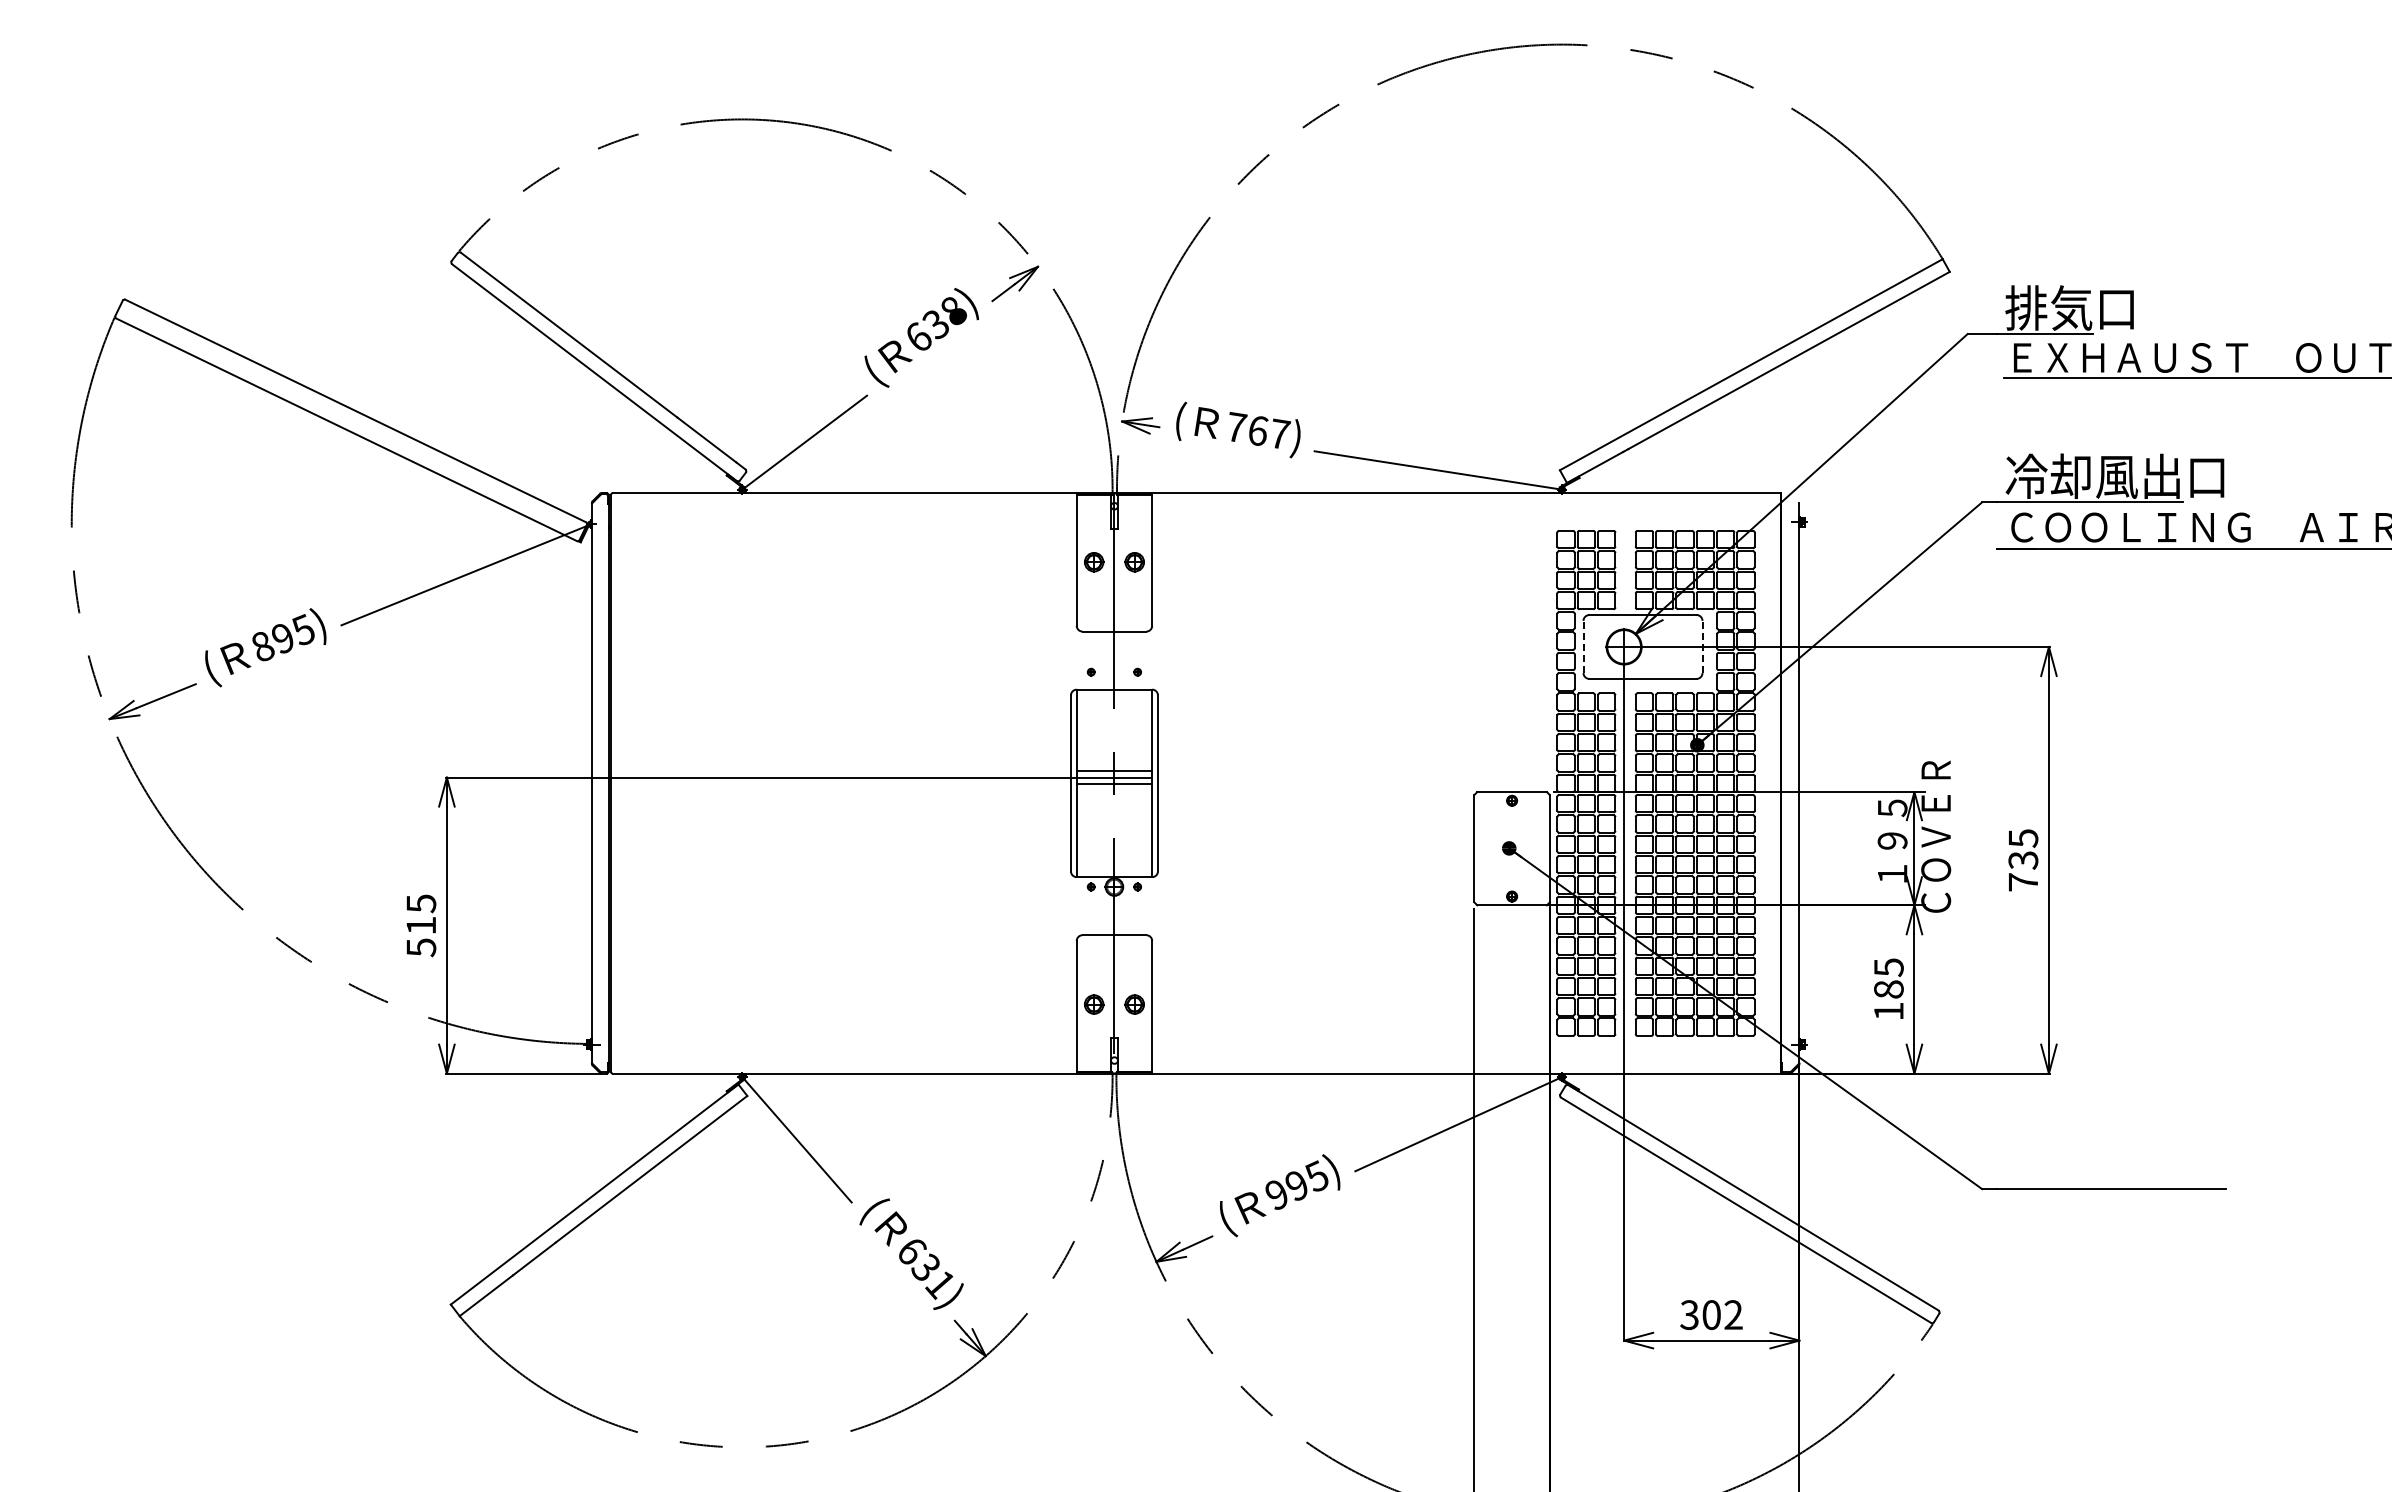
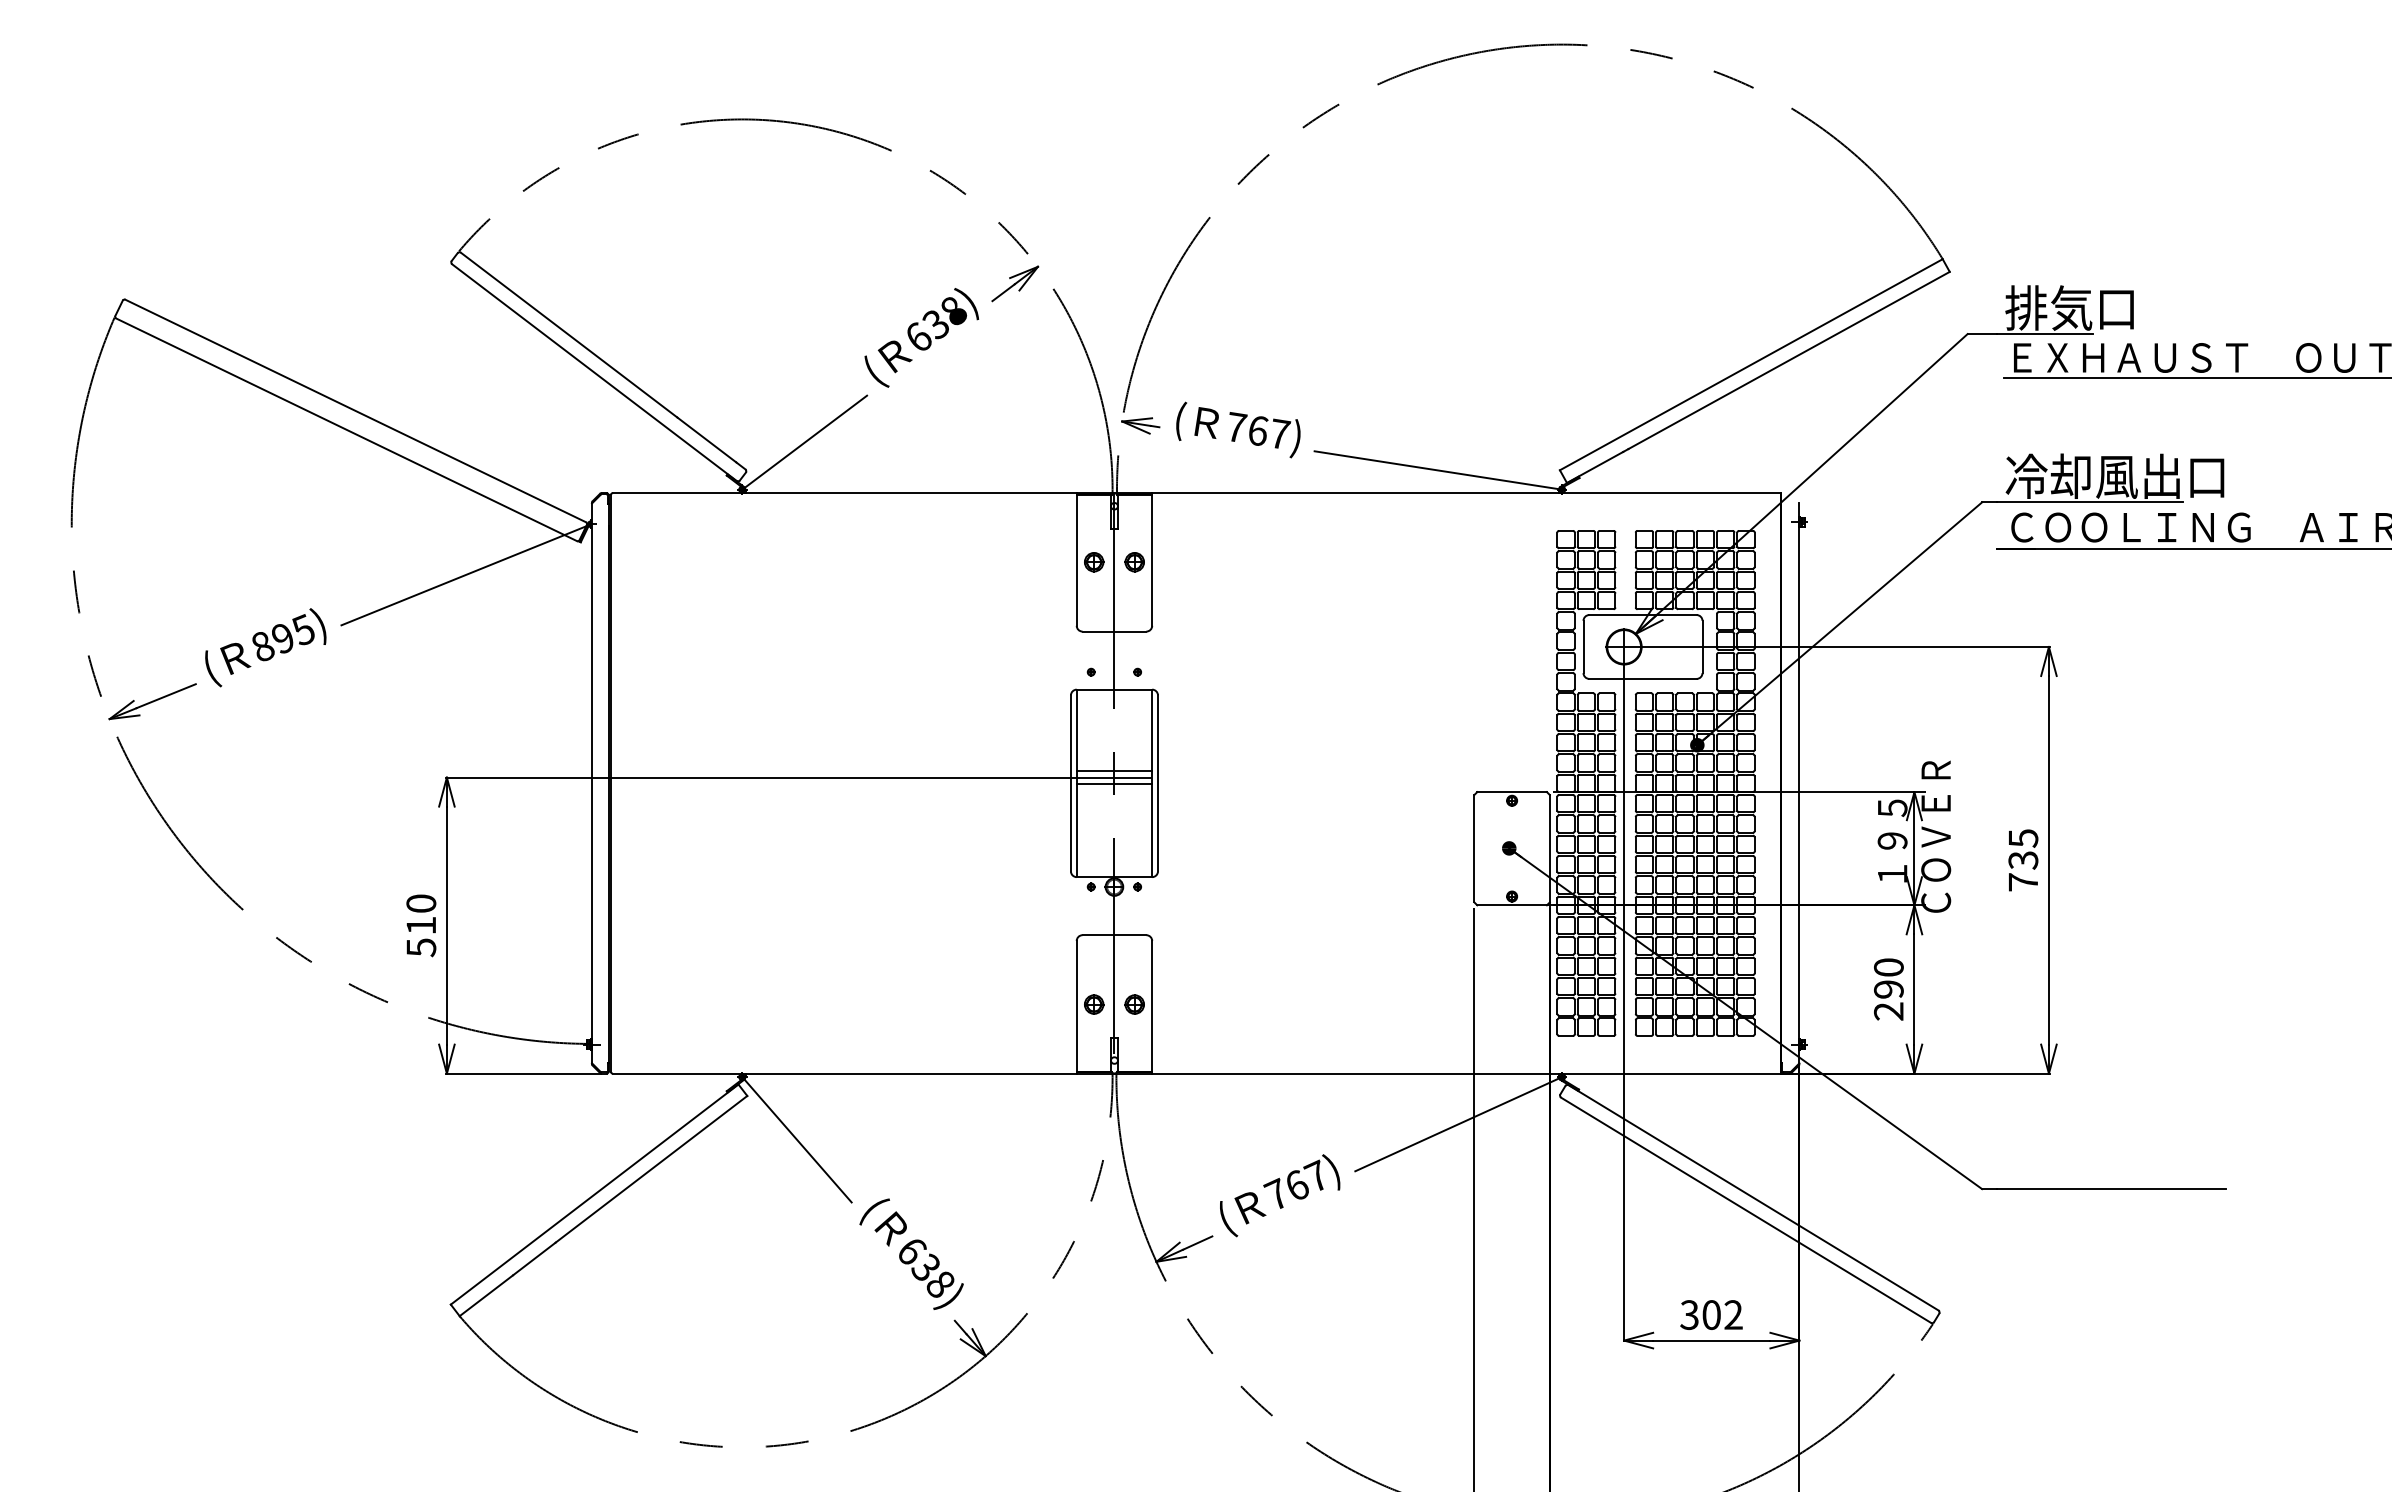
line: dashed -> solid (1583, 646)
line: dashed -> solid (1702, 646)
text: 515 -> 510 (421, 903)
text: 185 -> 290 (1888, 989)
text: 995) -> 767) (1295, 1184)
text: 631) -> 638) (939, 1285)
